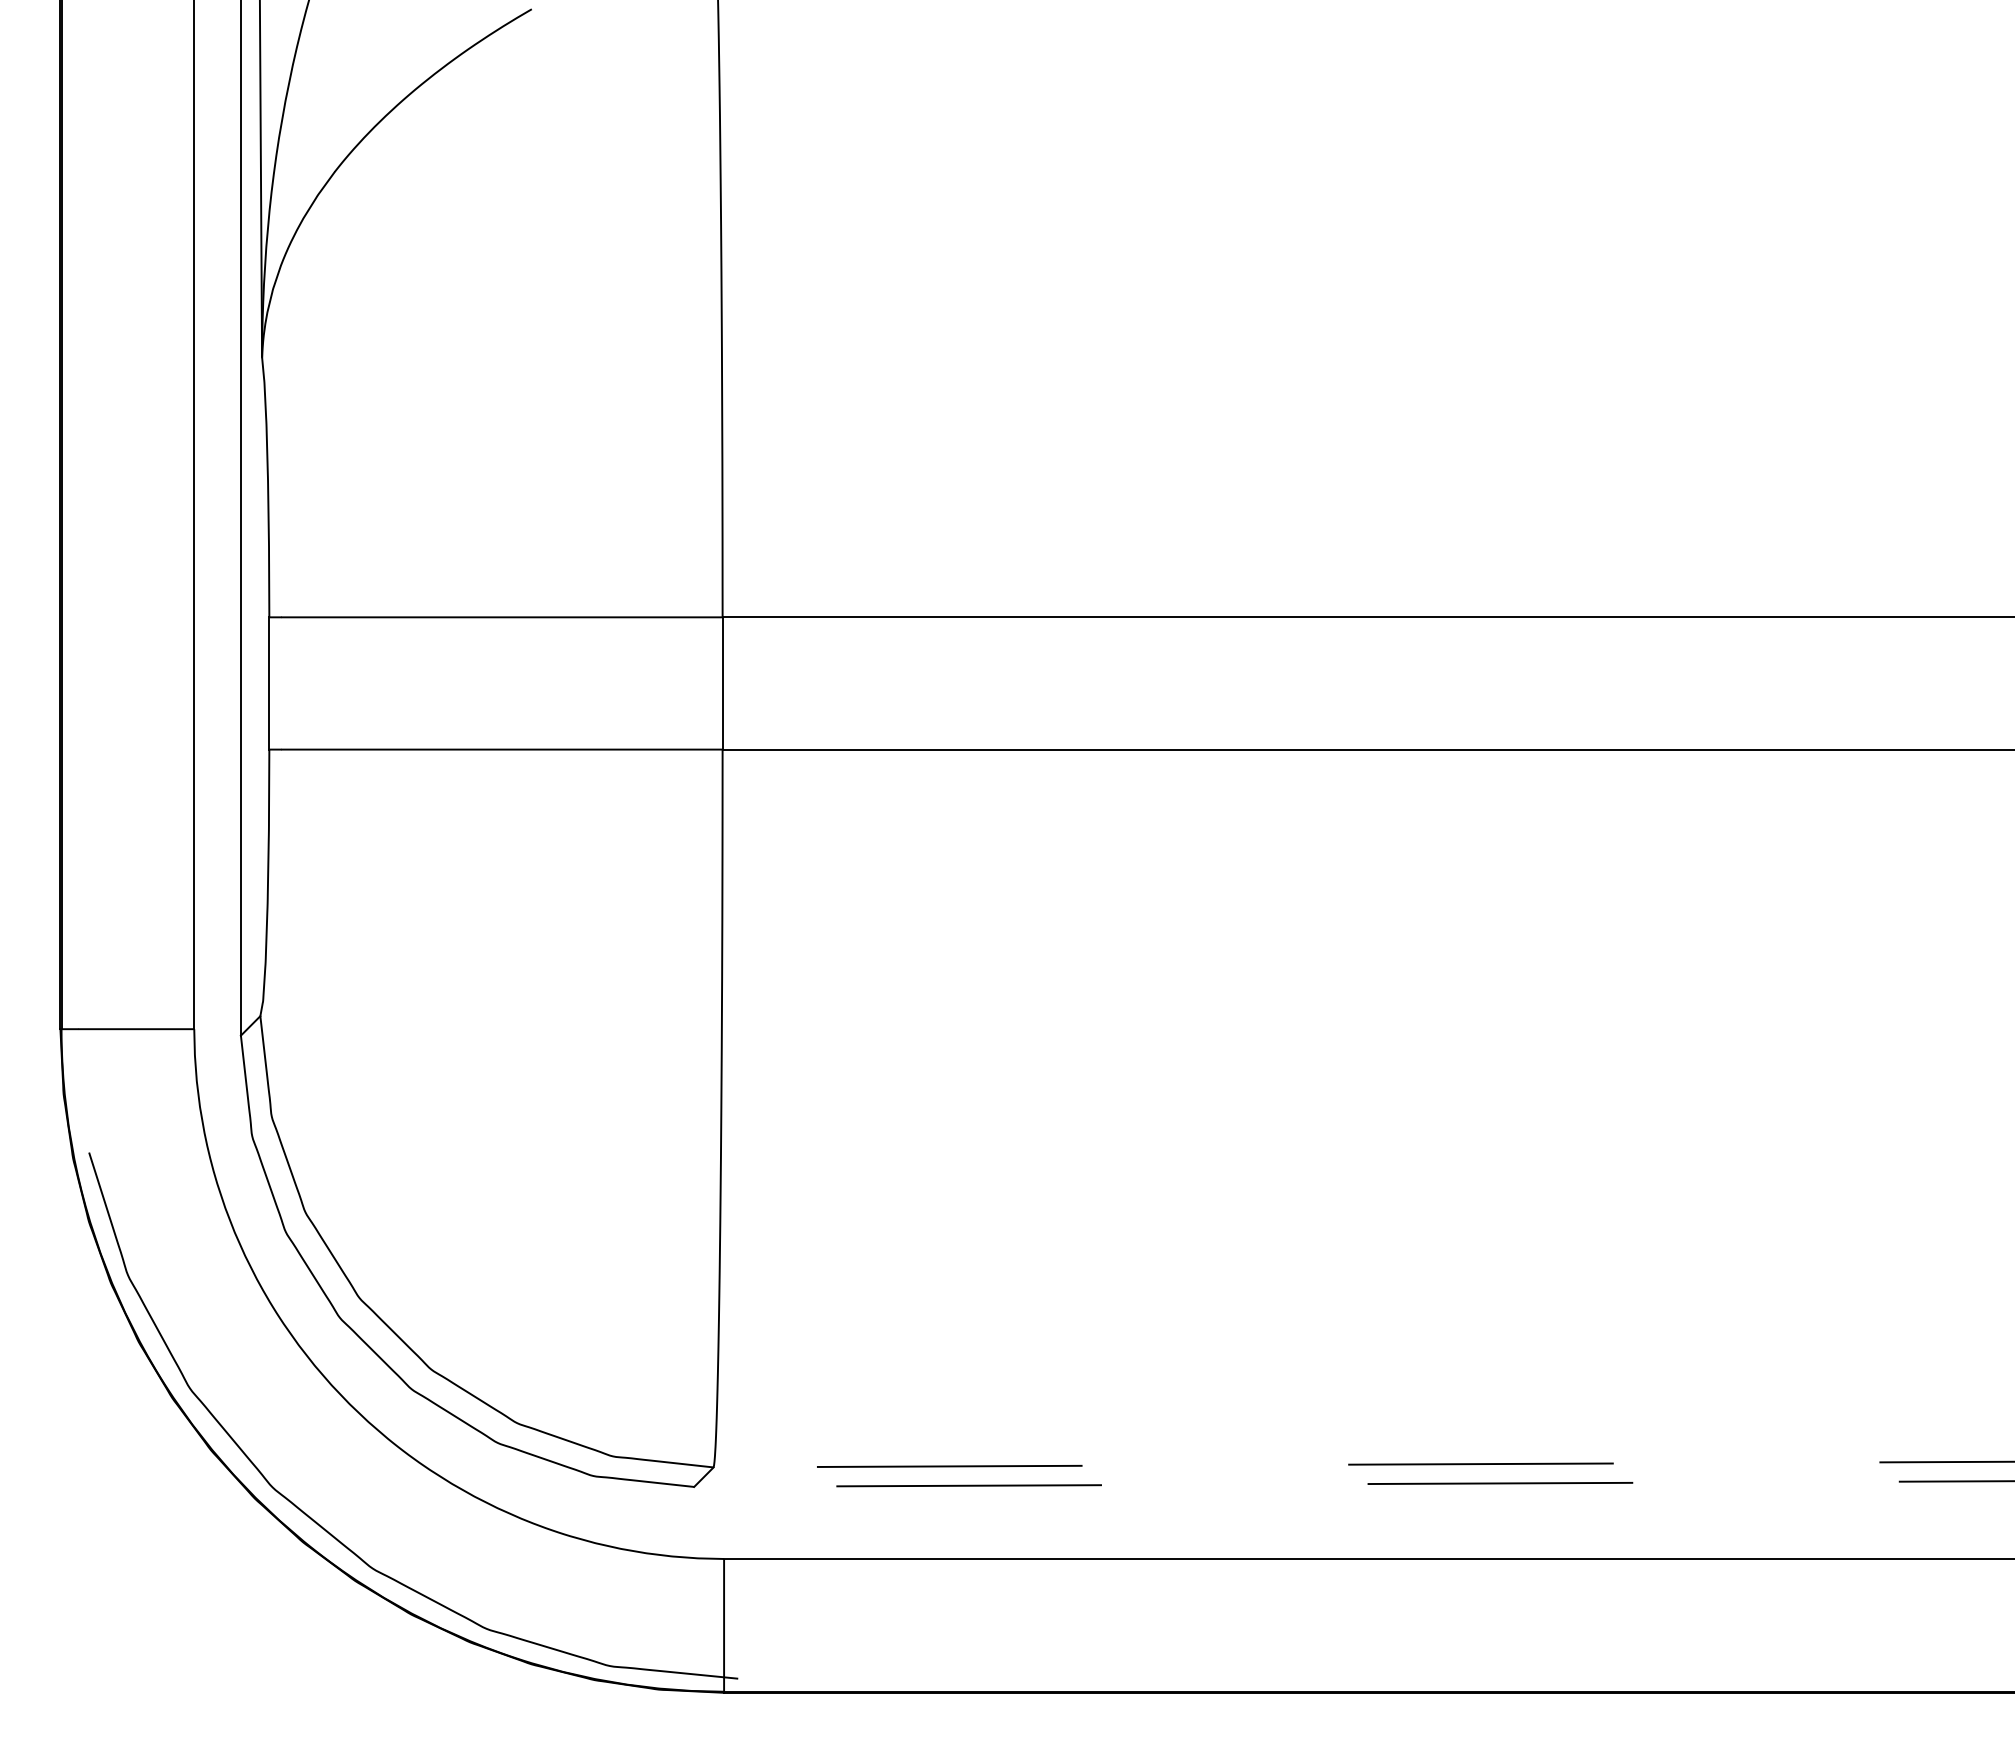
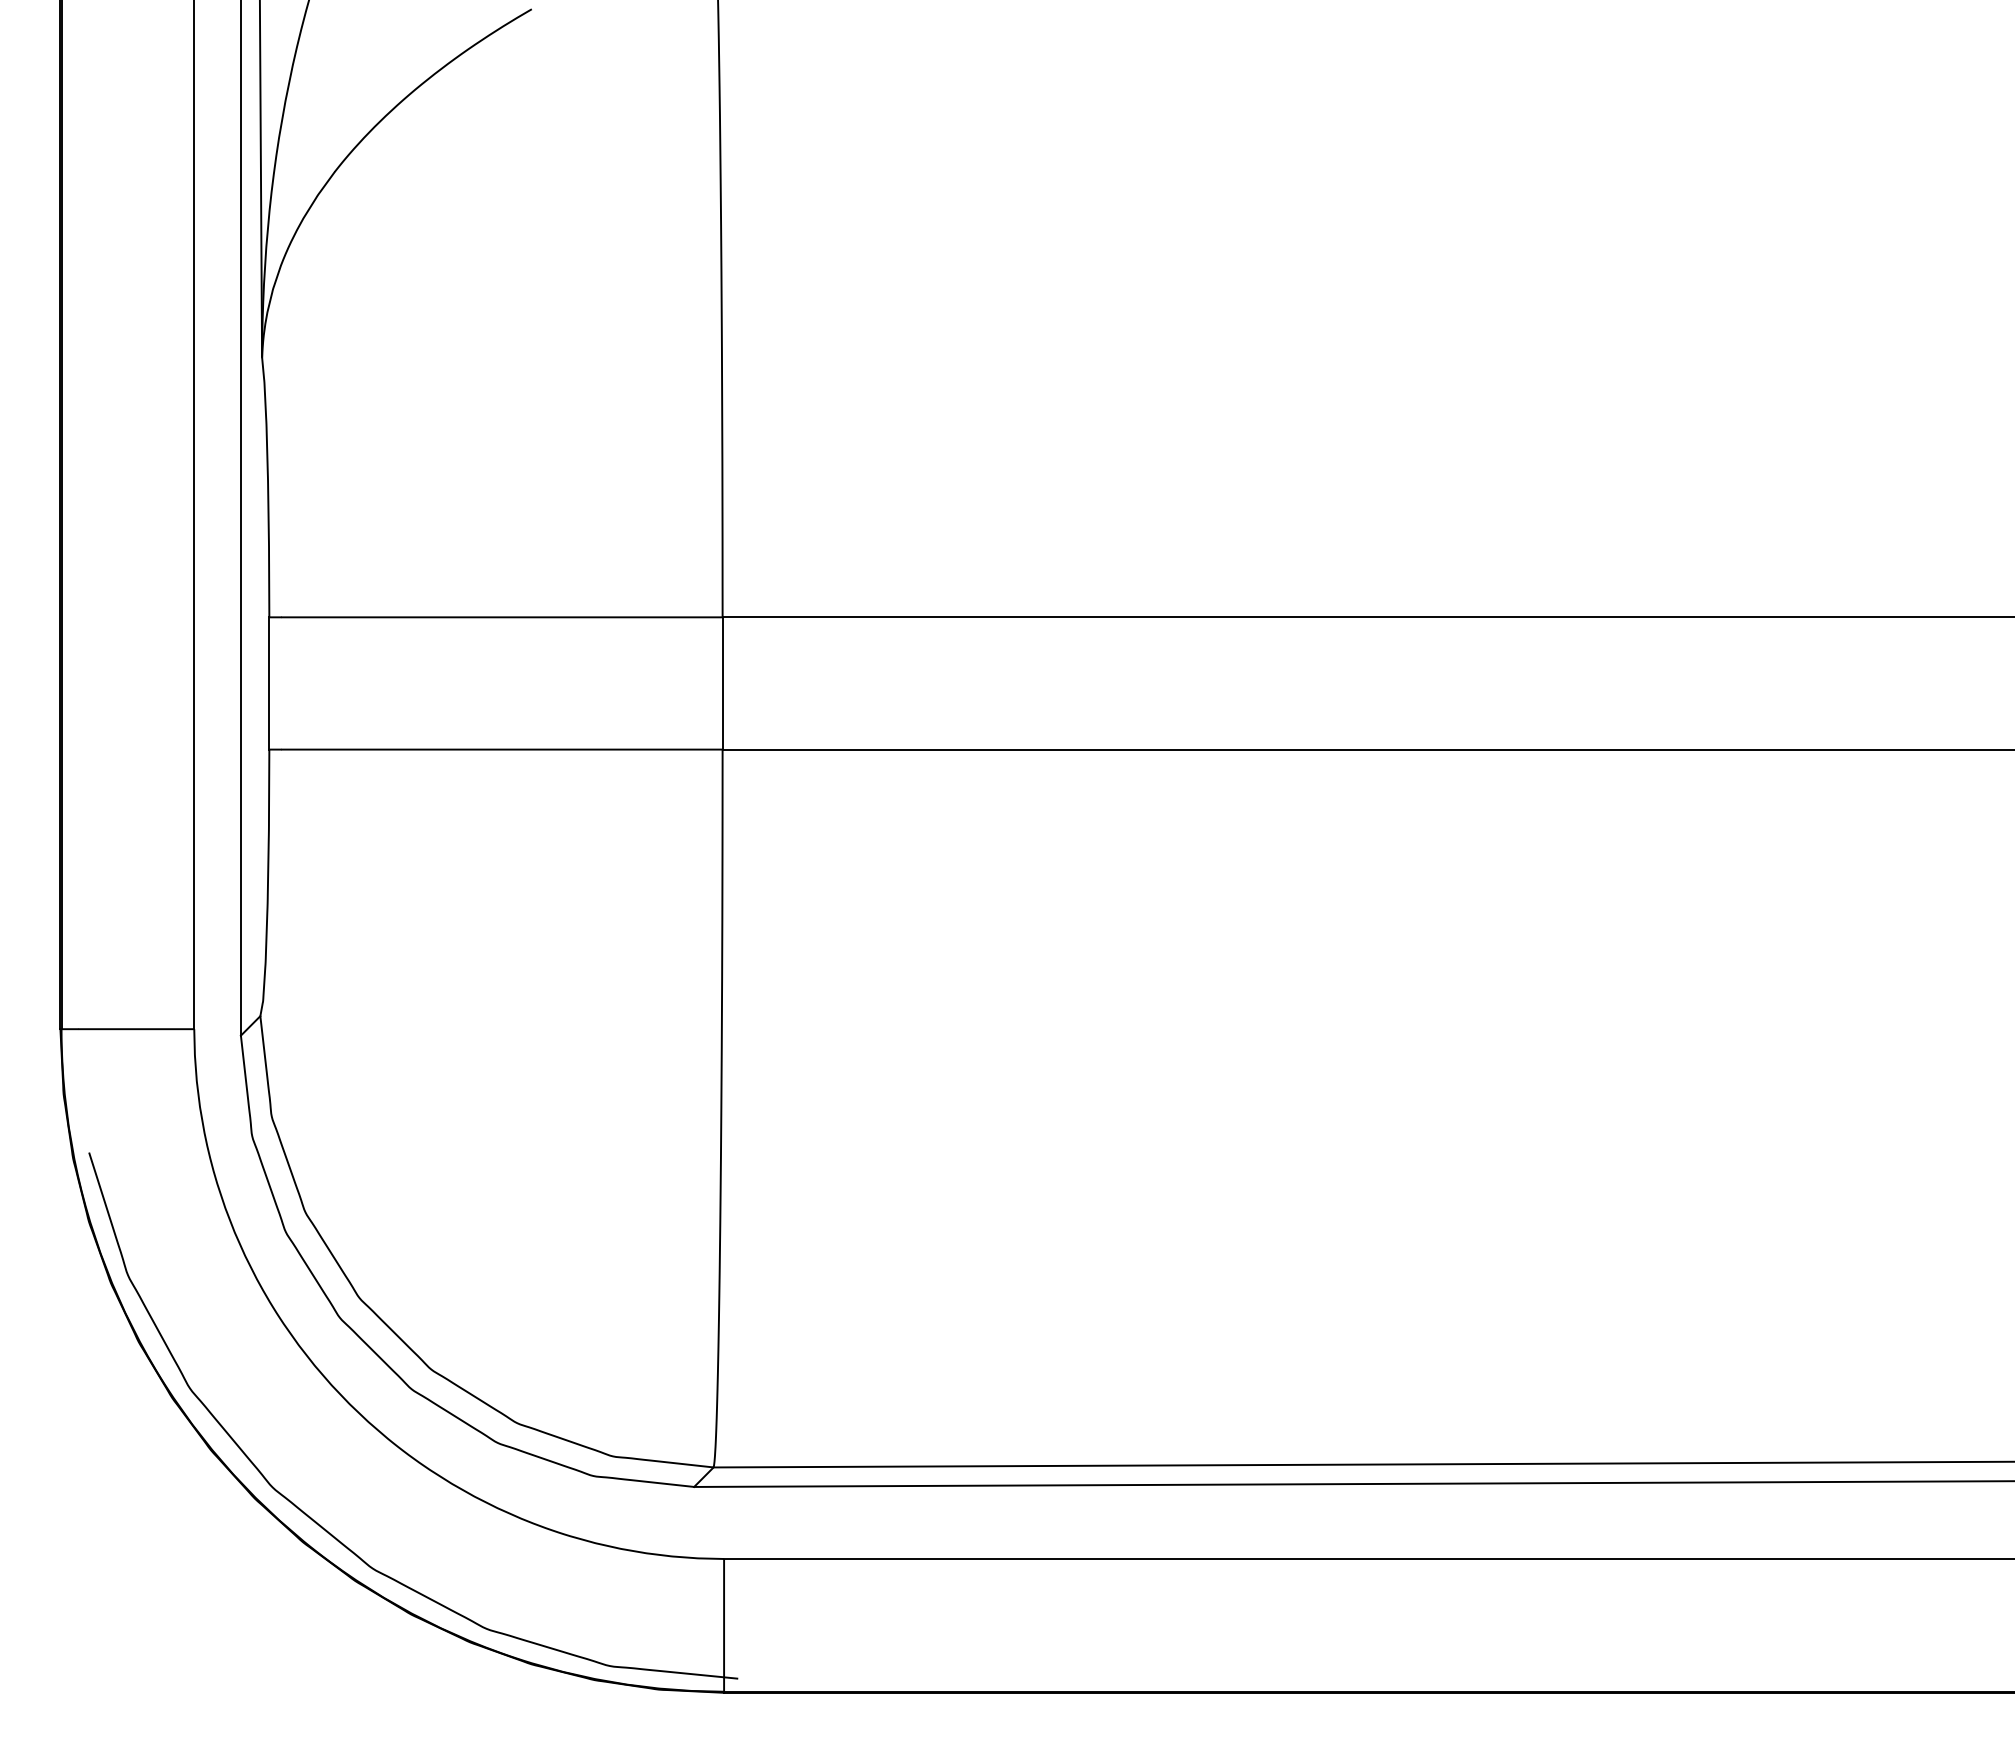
line: dashed -> solid (1363, 1464)
line: dashed -> solid (1353, 1484)
